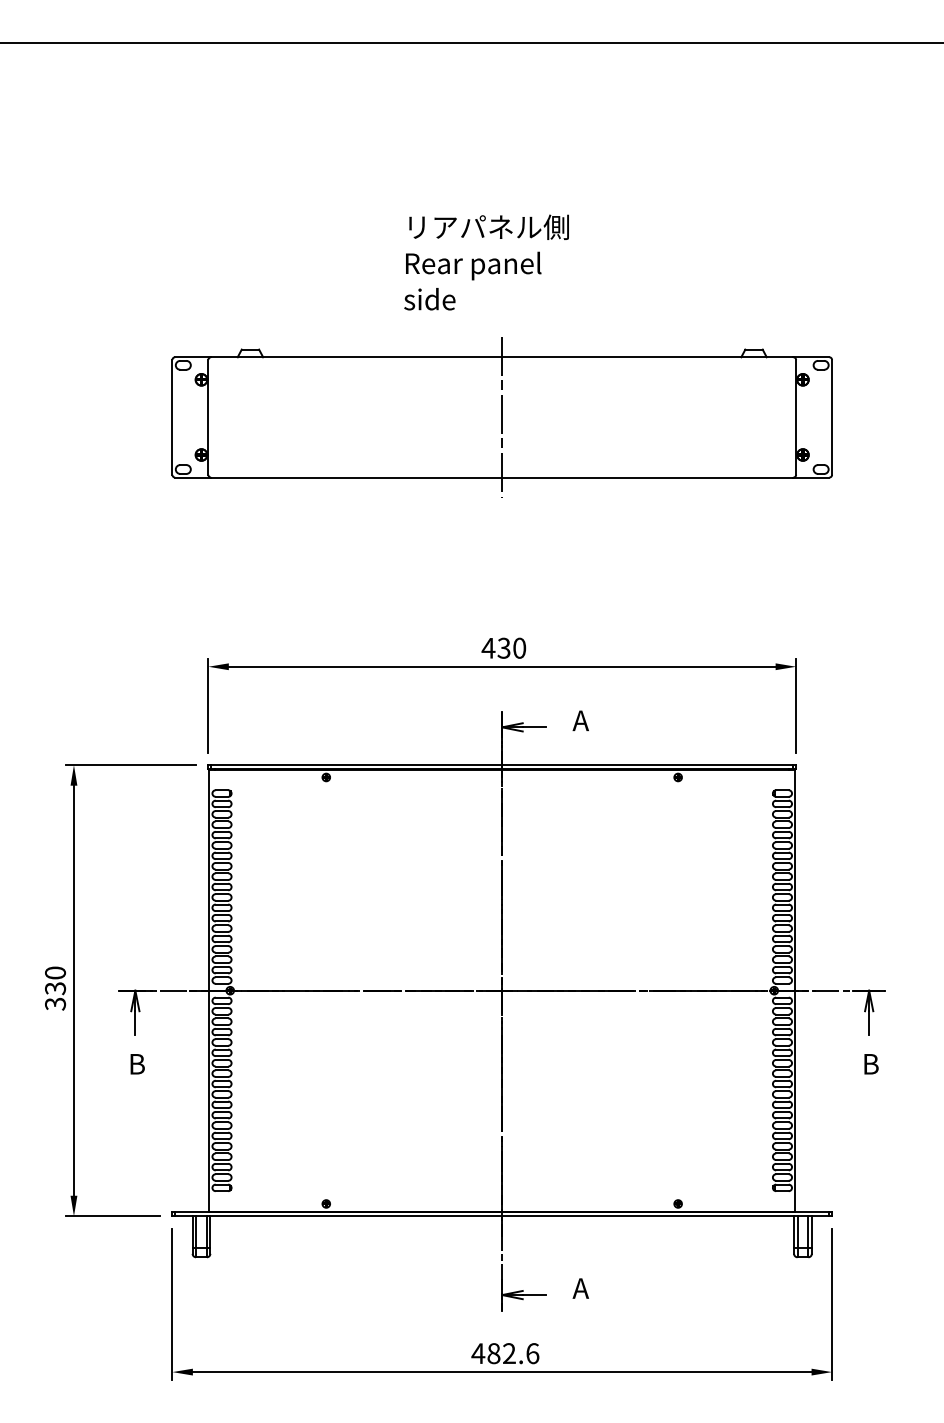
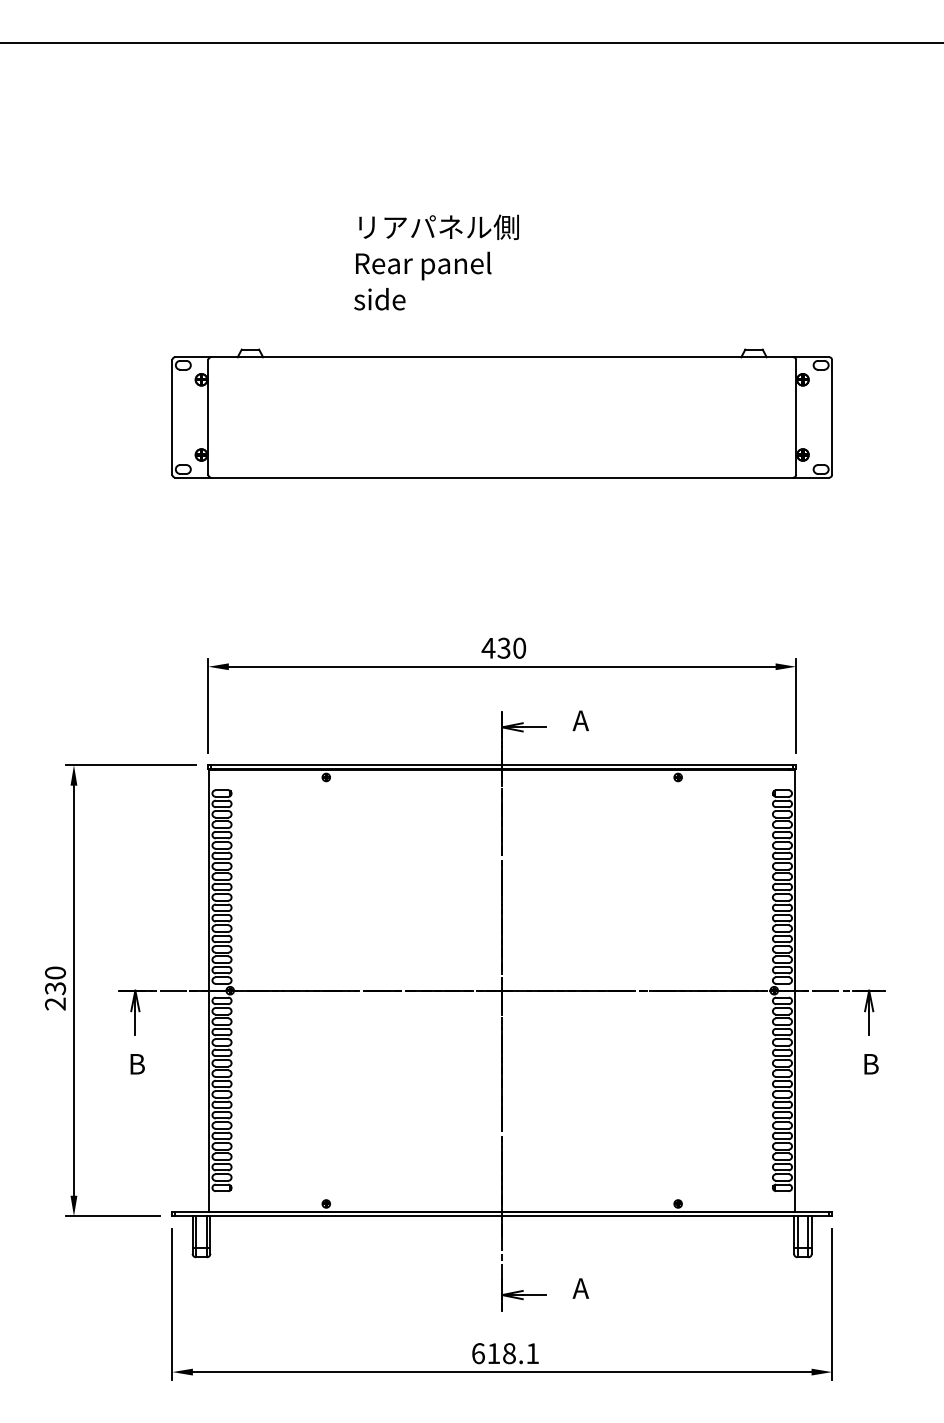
text position: (486, 262) -> (436, 262) (436, 262)
line: present -> none (502, 417)
text: 330 -> 230 (55, 1003)
text: 482.6 -> 618.1 (505, 1353)
